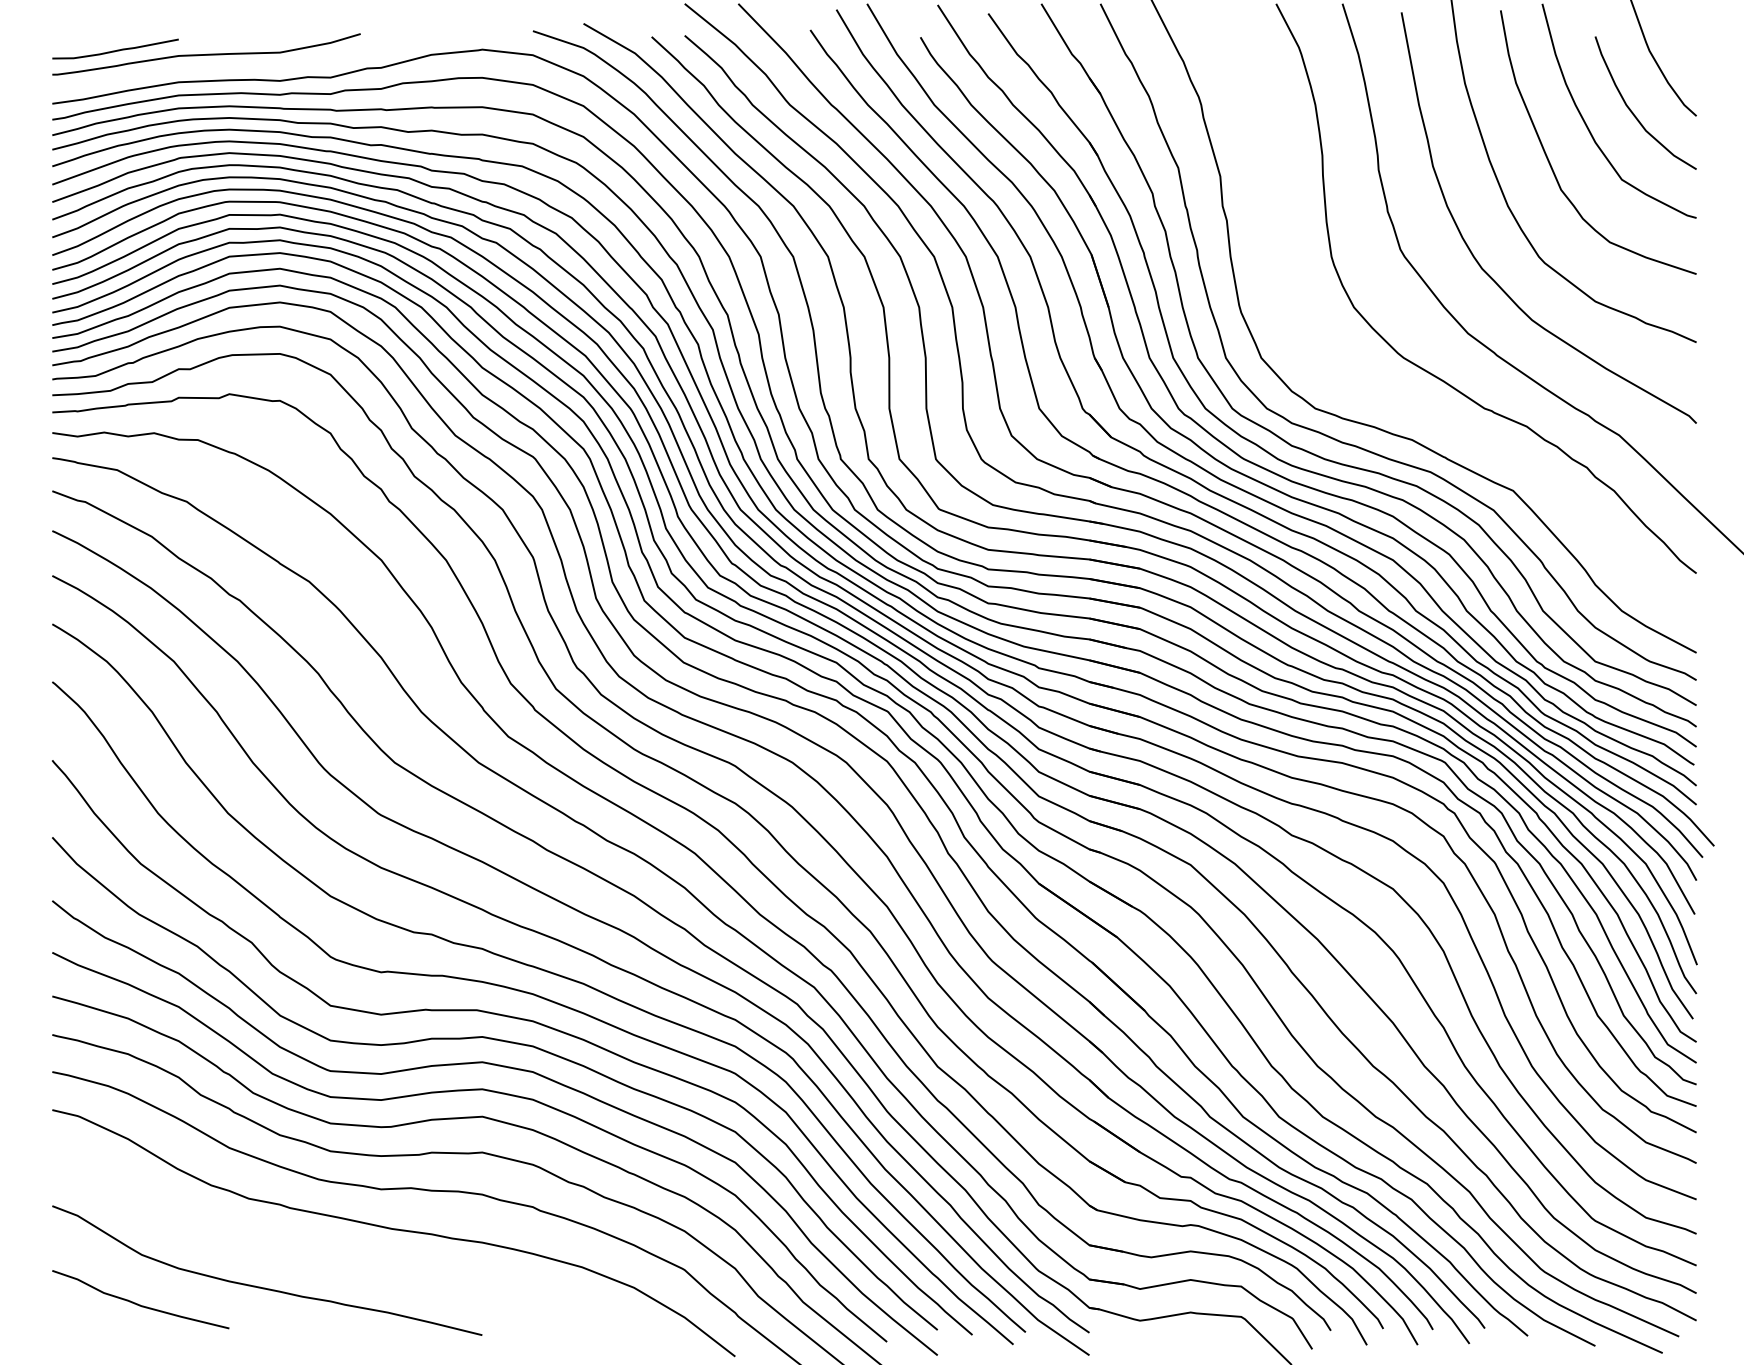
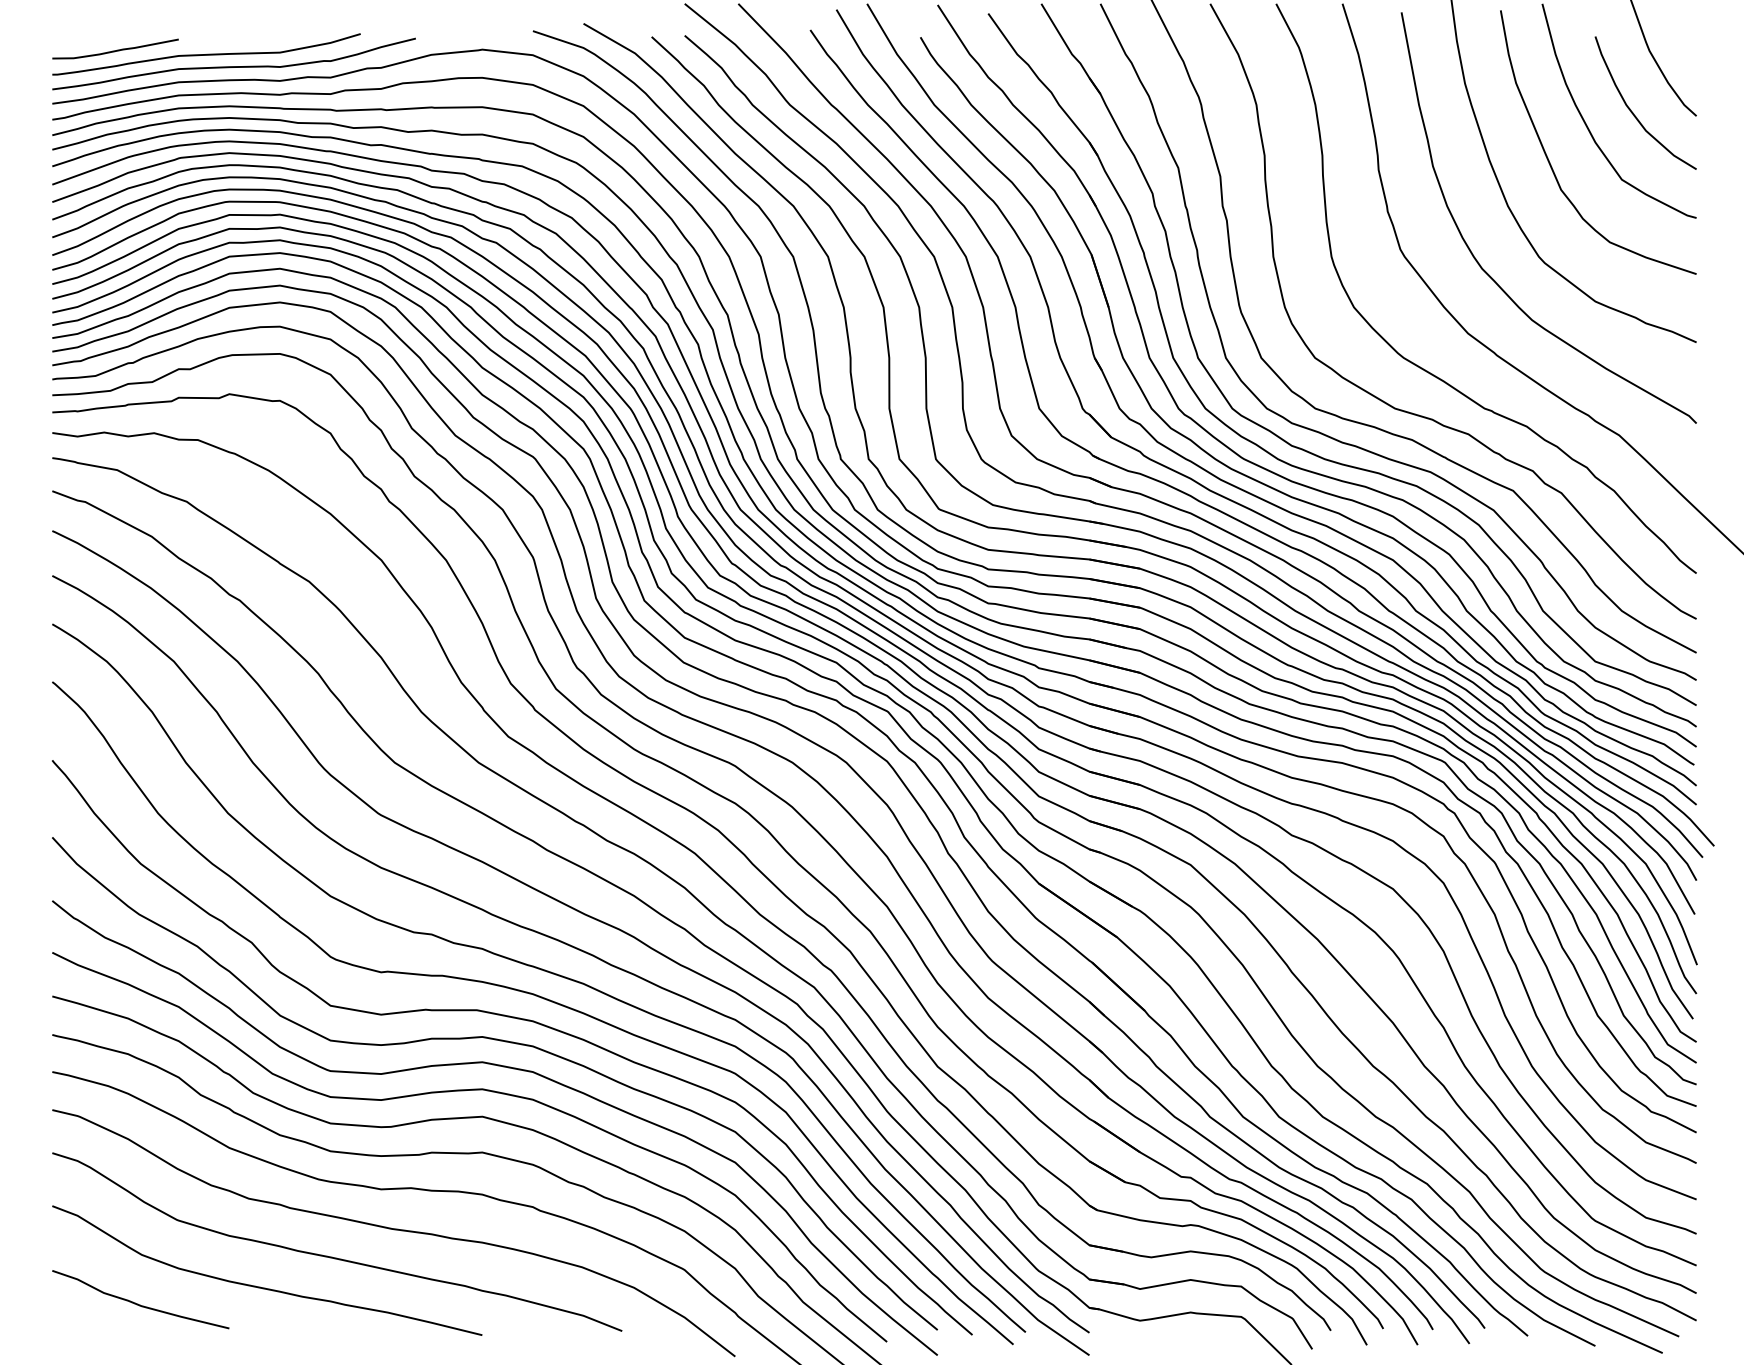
curve: none -> present (233, 66)
curve: none -> present (1419, 414)
curve: none -> present (332, 1256)
